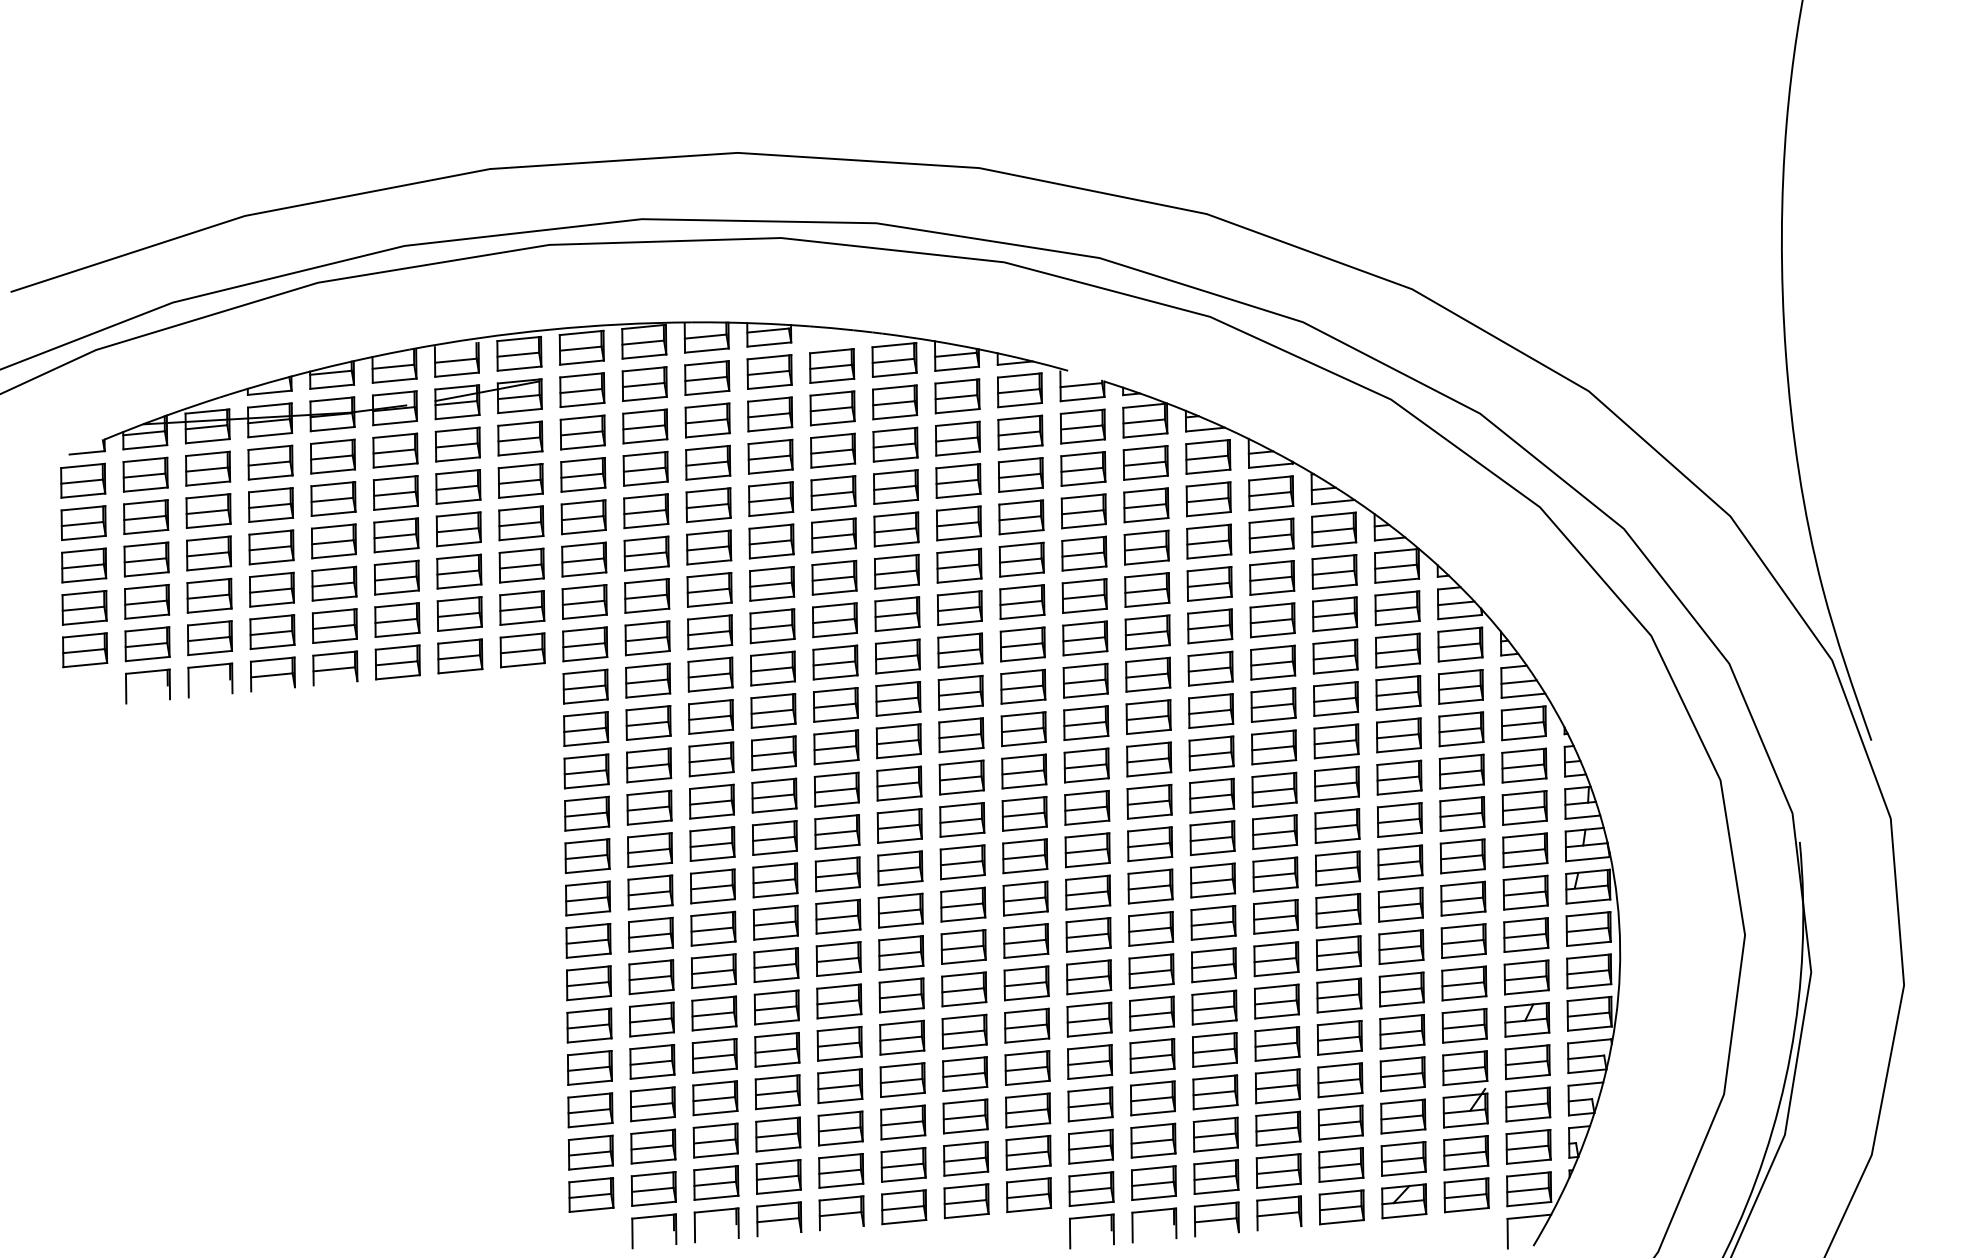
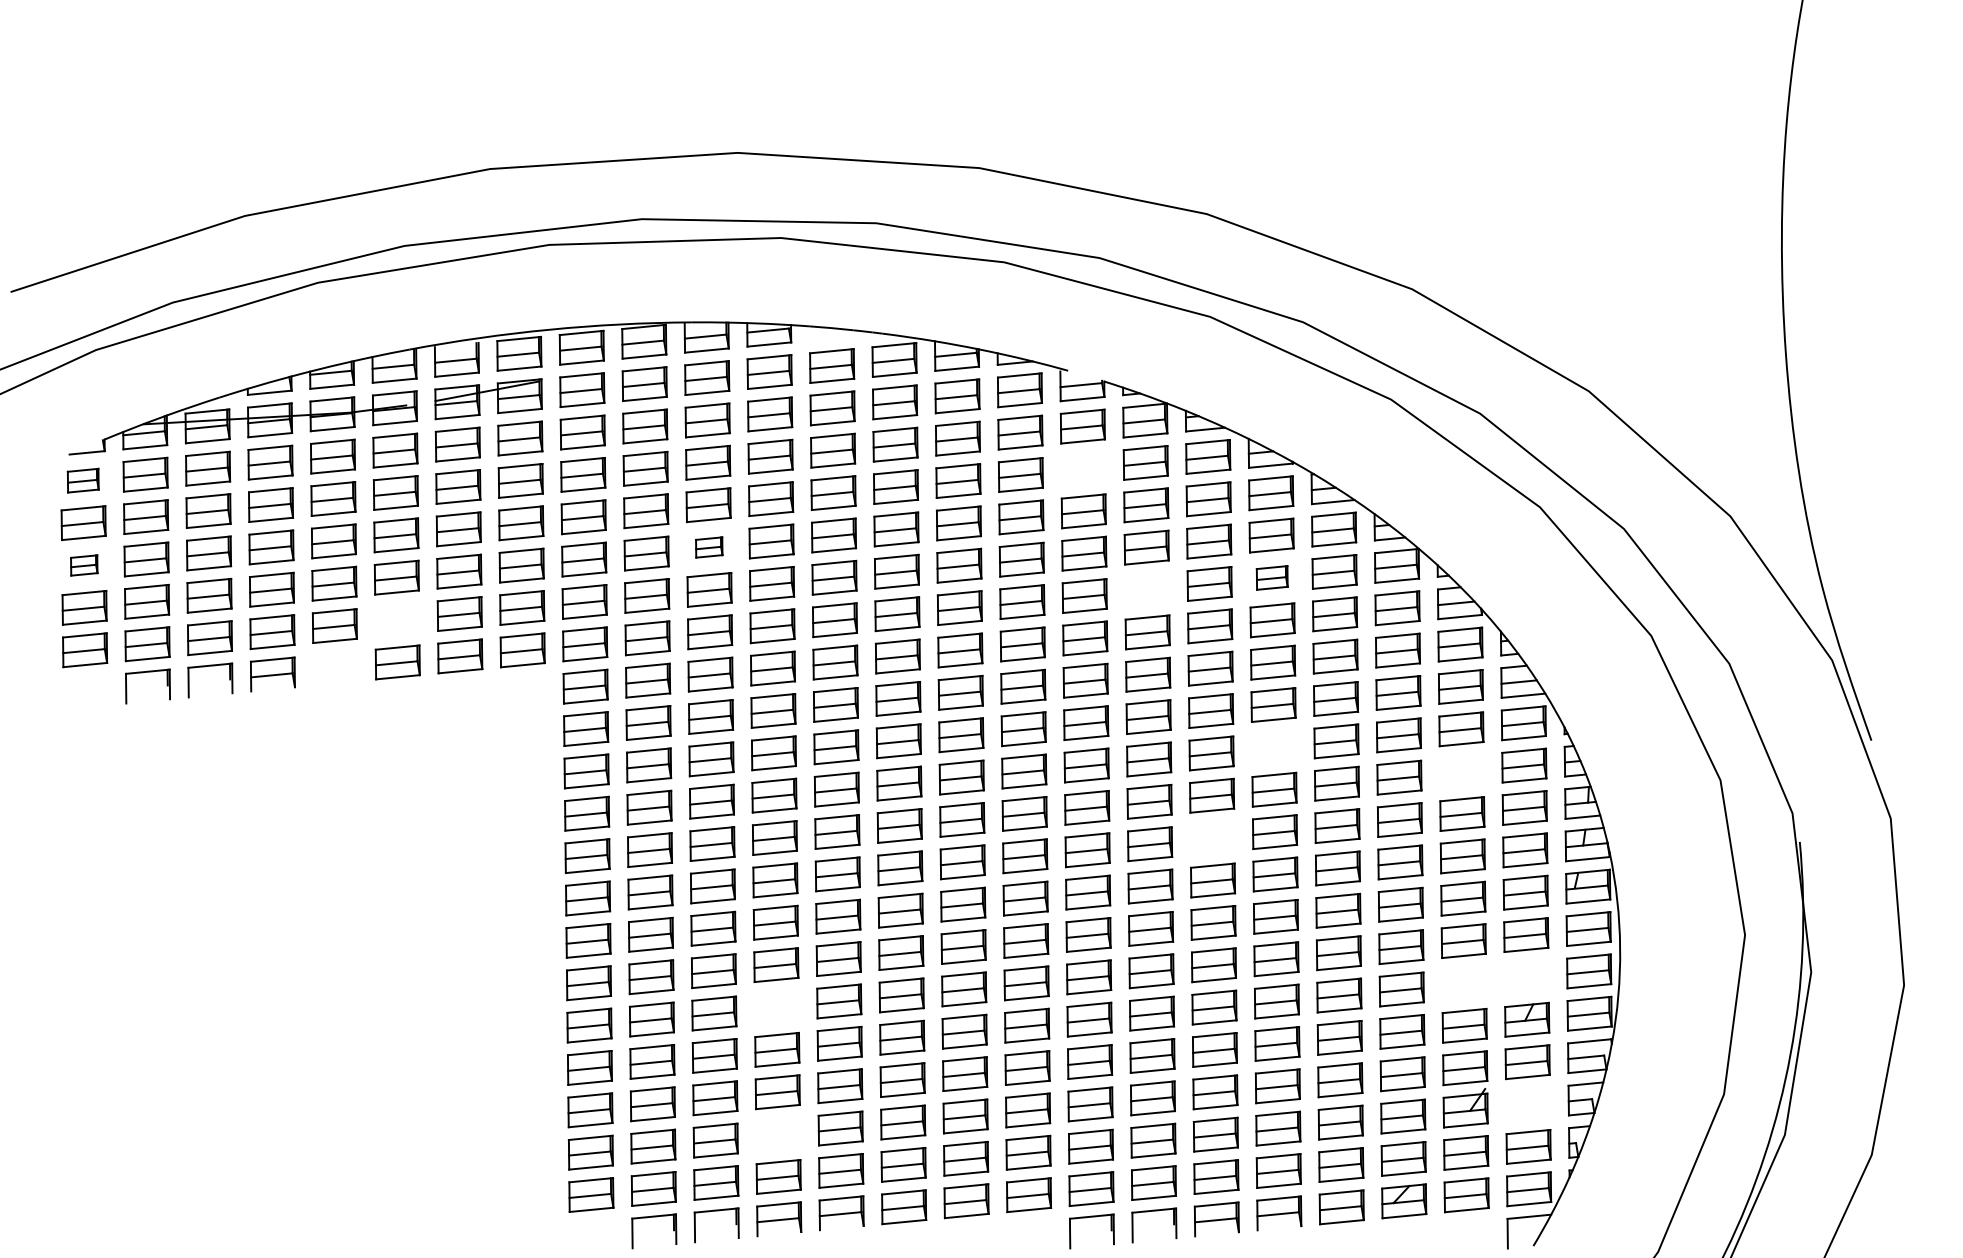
part: present -> none (1083, 468)
part size: 47x37 px -> 34x27 px (82, 480)
part size: 47x37 px -> 29x23 px (709, 547)
part size: 47x37 px -> 29x23 px (84, 565)
part size: 47x36 px -> 34x26 px (1271, 577)
part: present -> none (1147, 589)
part: present -> none (397, 619)
part: present -> none (335, 668)
part: present -> none (1274, 747)
part: present -> none (1461, 771)
part: present -> none (1212, 838)
part: present -> none (1526, 977)
part: present -> none (1464, 983)
part: present -> none (776, 1007)
part: present -> none (1528, 1104)
part: present -> none (778, 1134)
